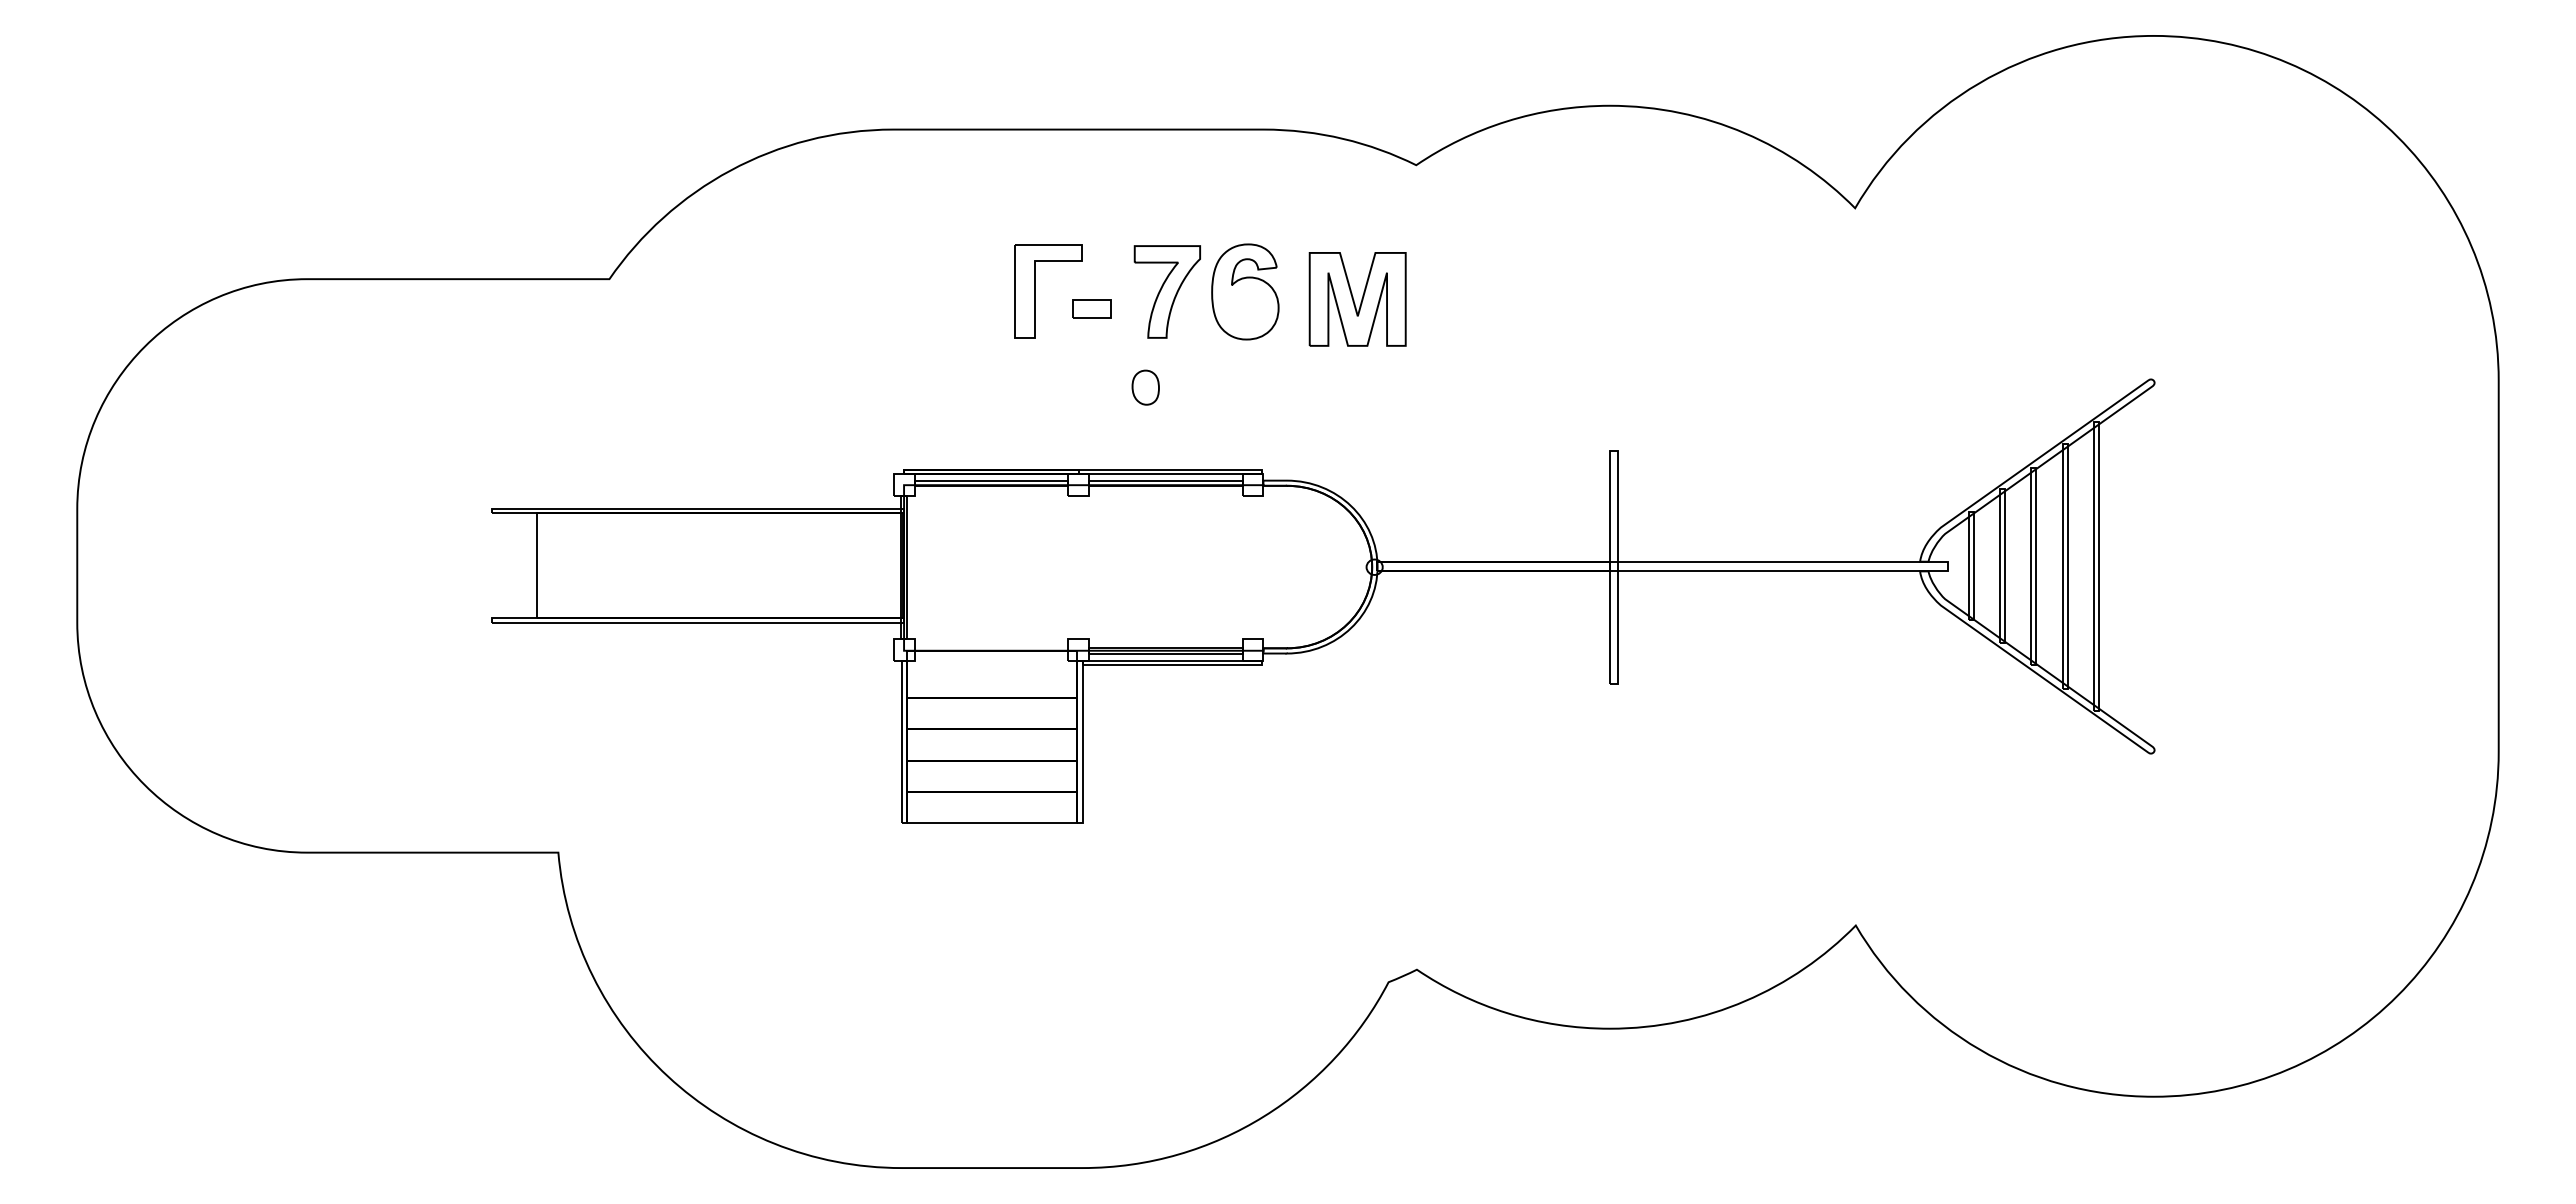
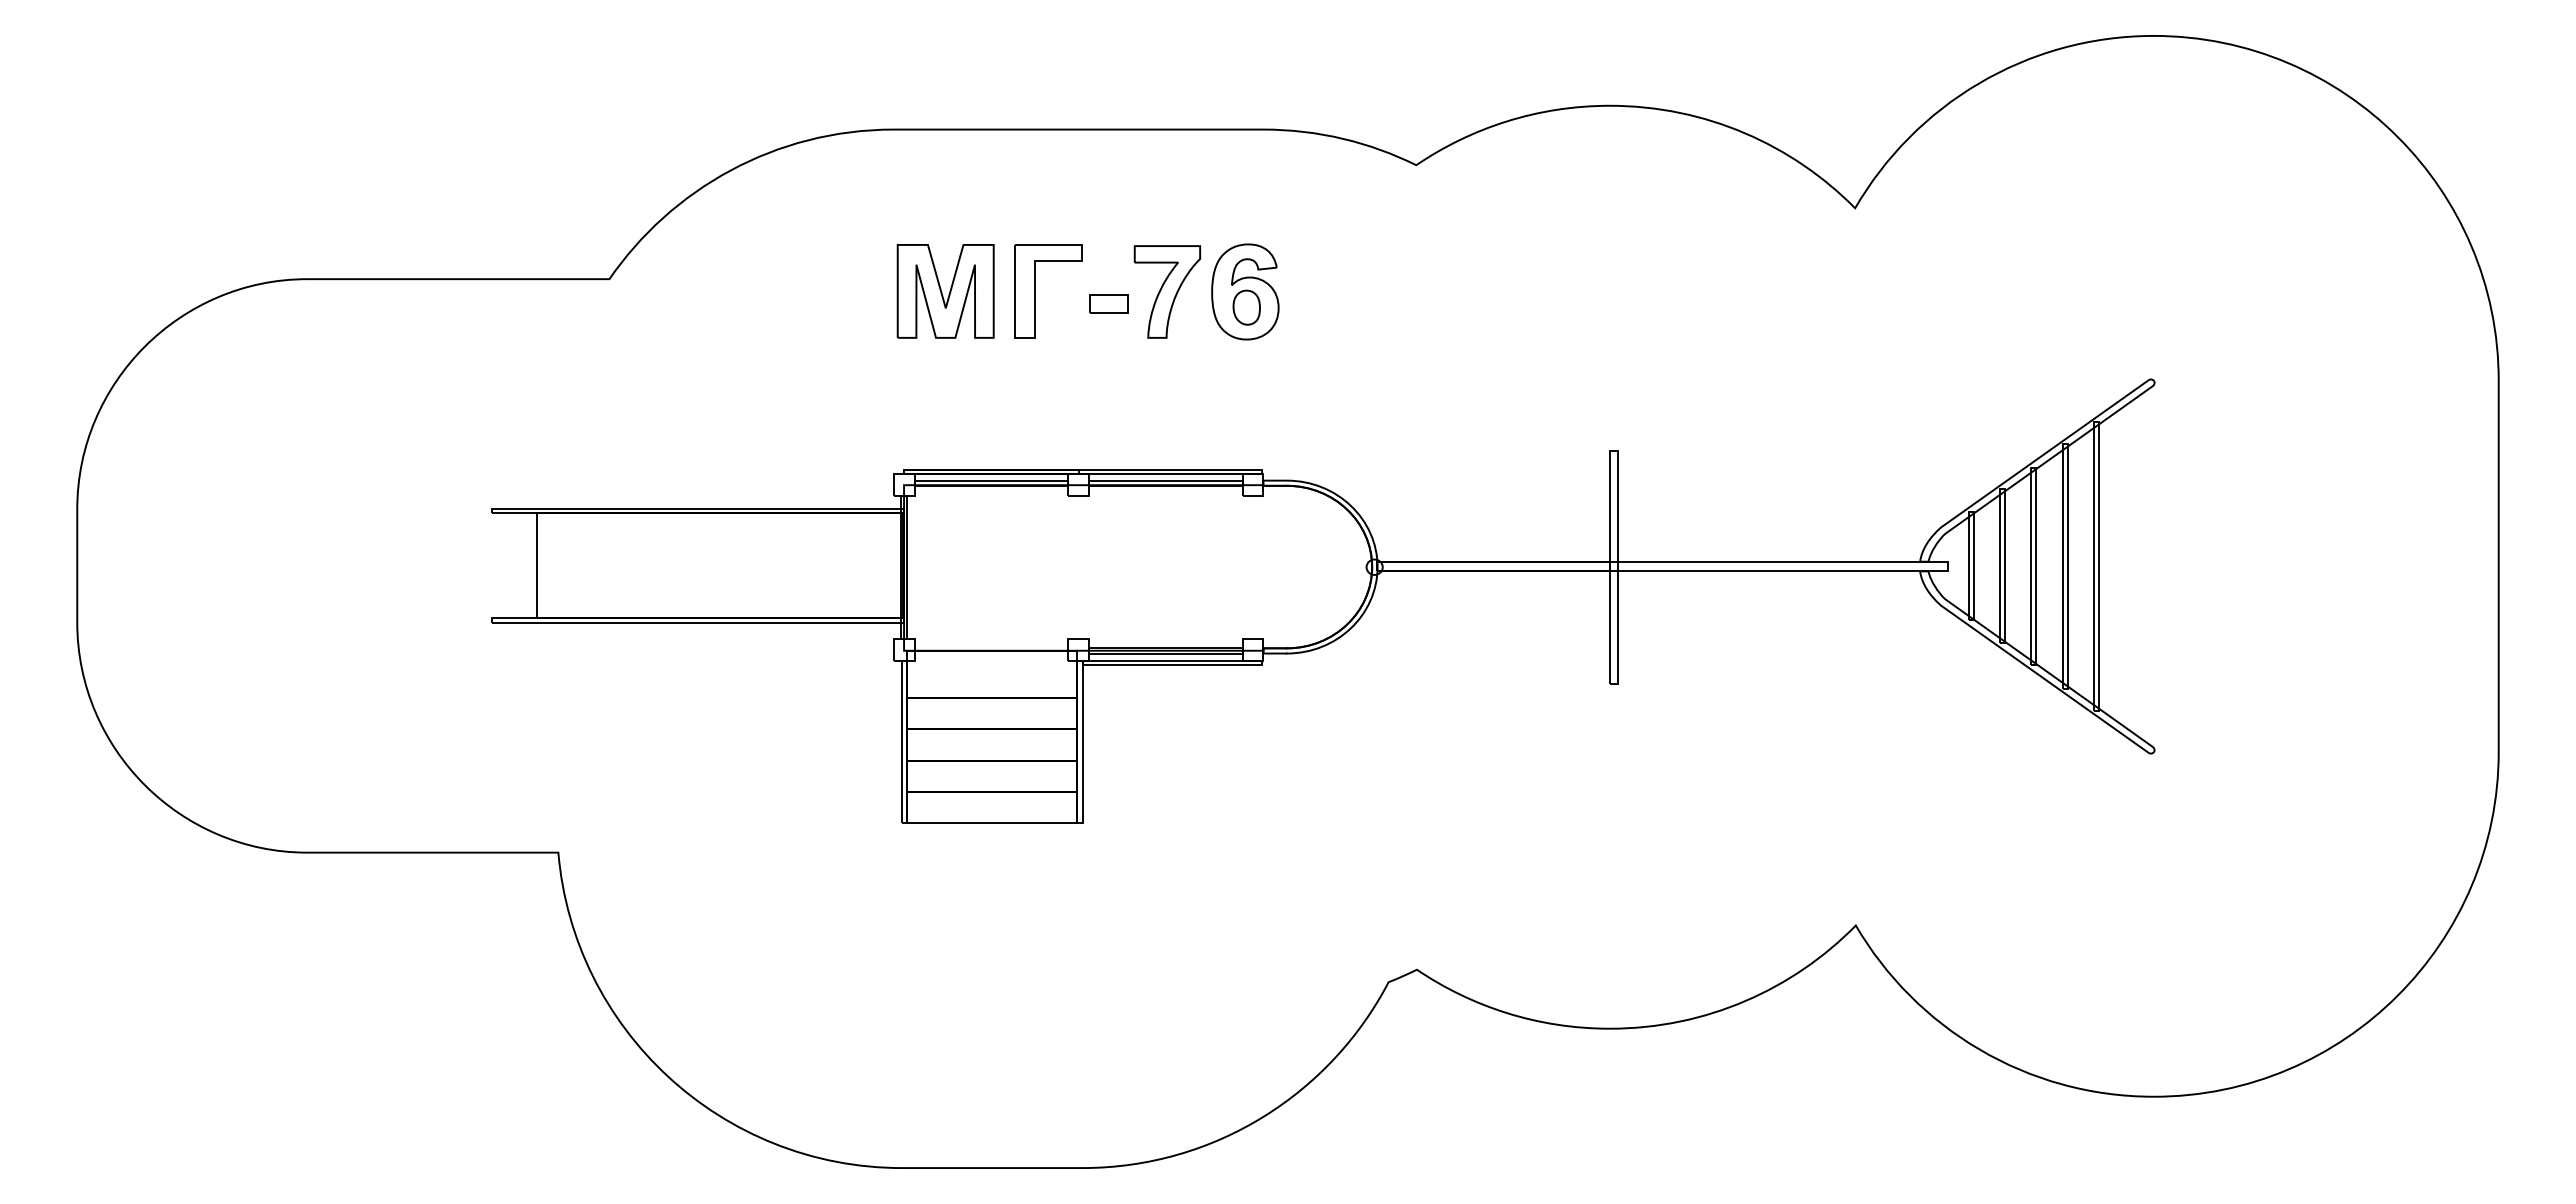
part position: (1357, 299) -> (945, 291) (945, 291)
part position: (1091, 308) -> (1108, 303) (1108, 303)
part position: (1145, 387) -> (1246, 307) (1246, 307)
